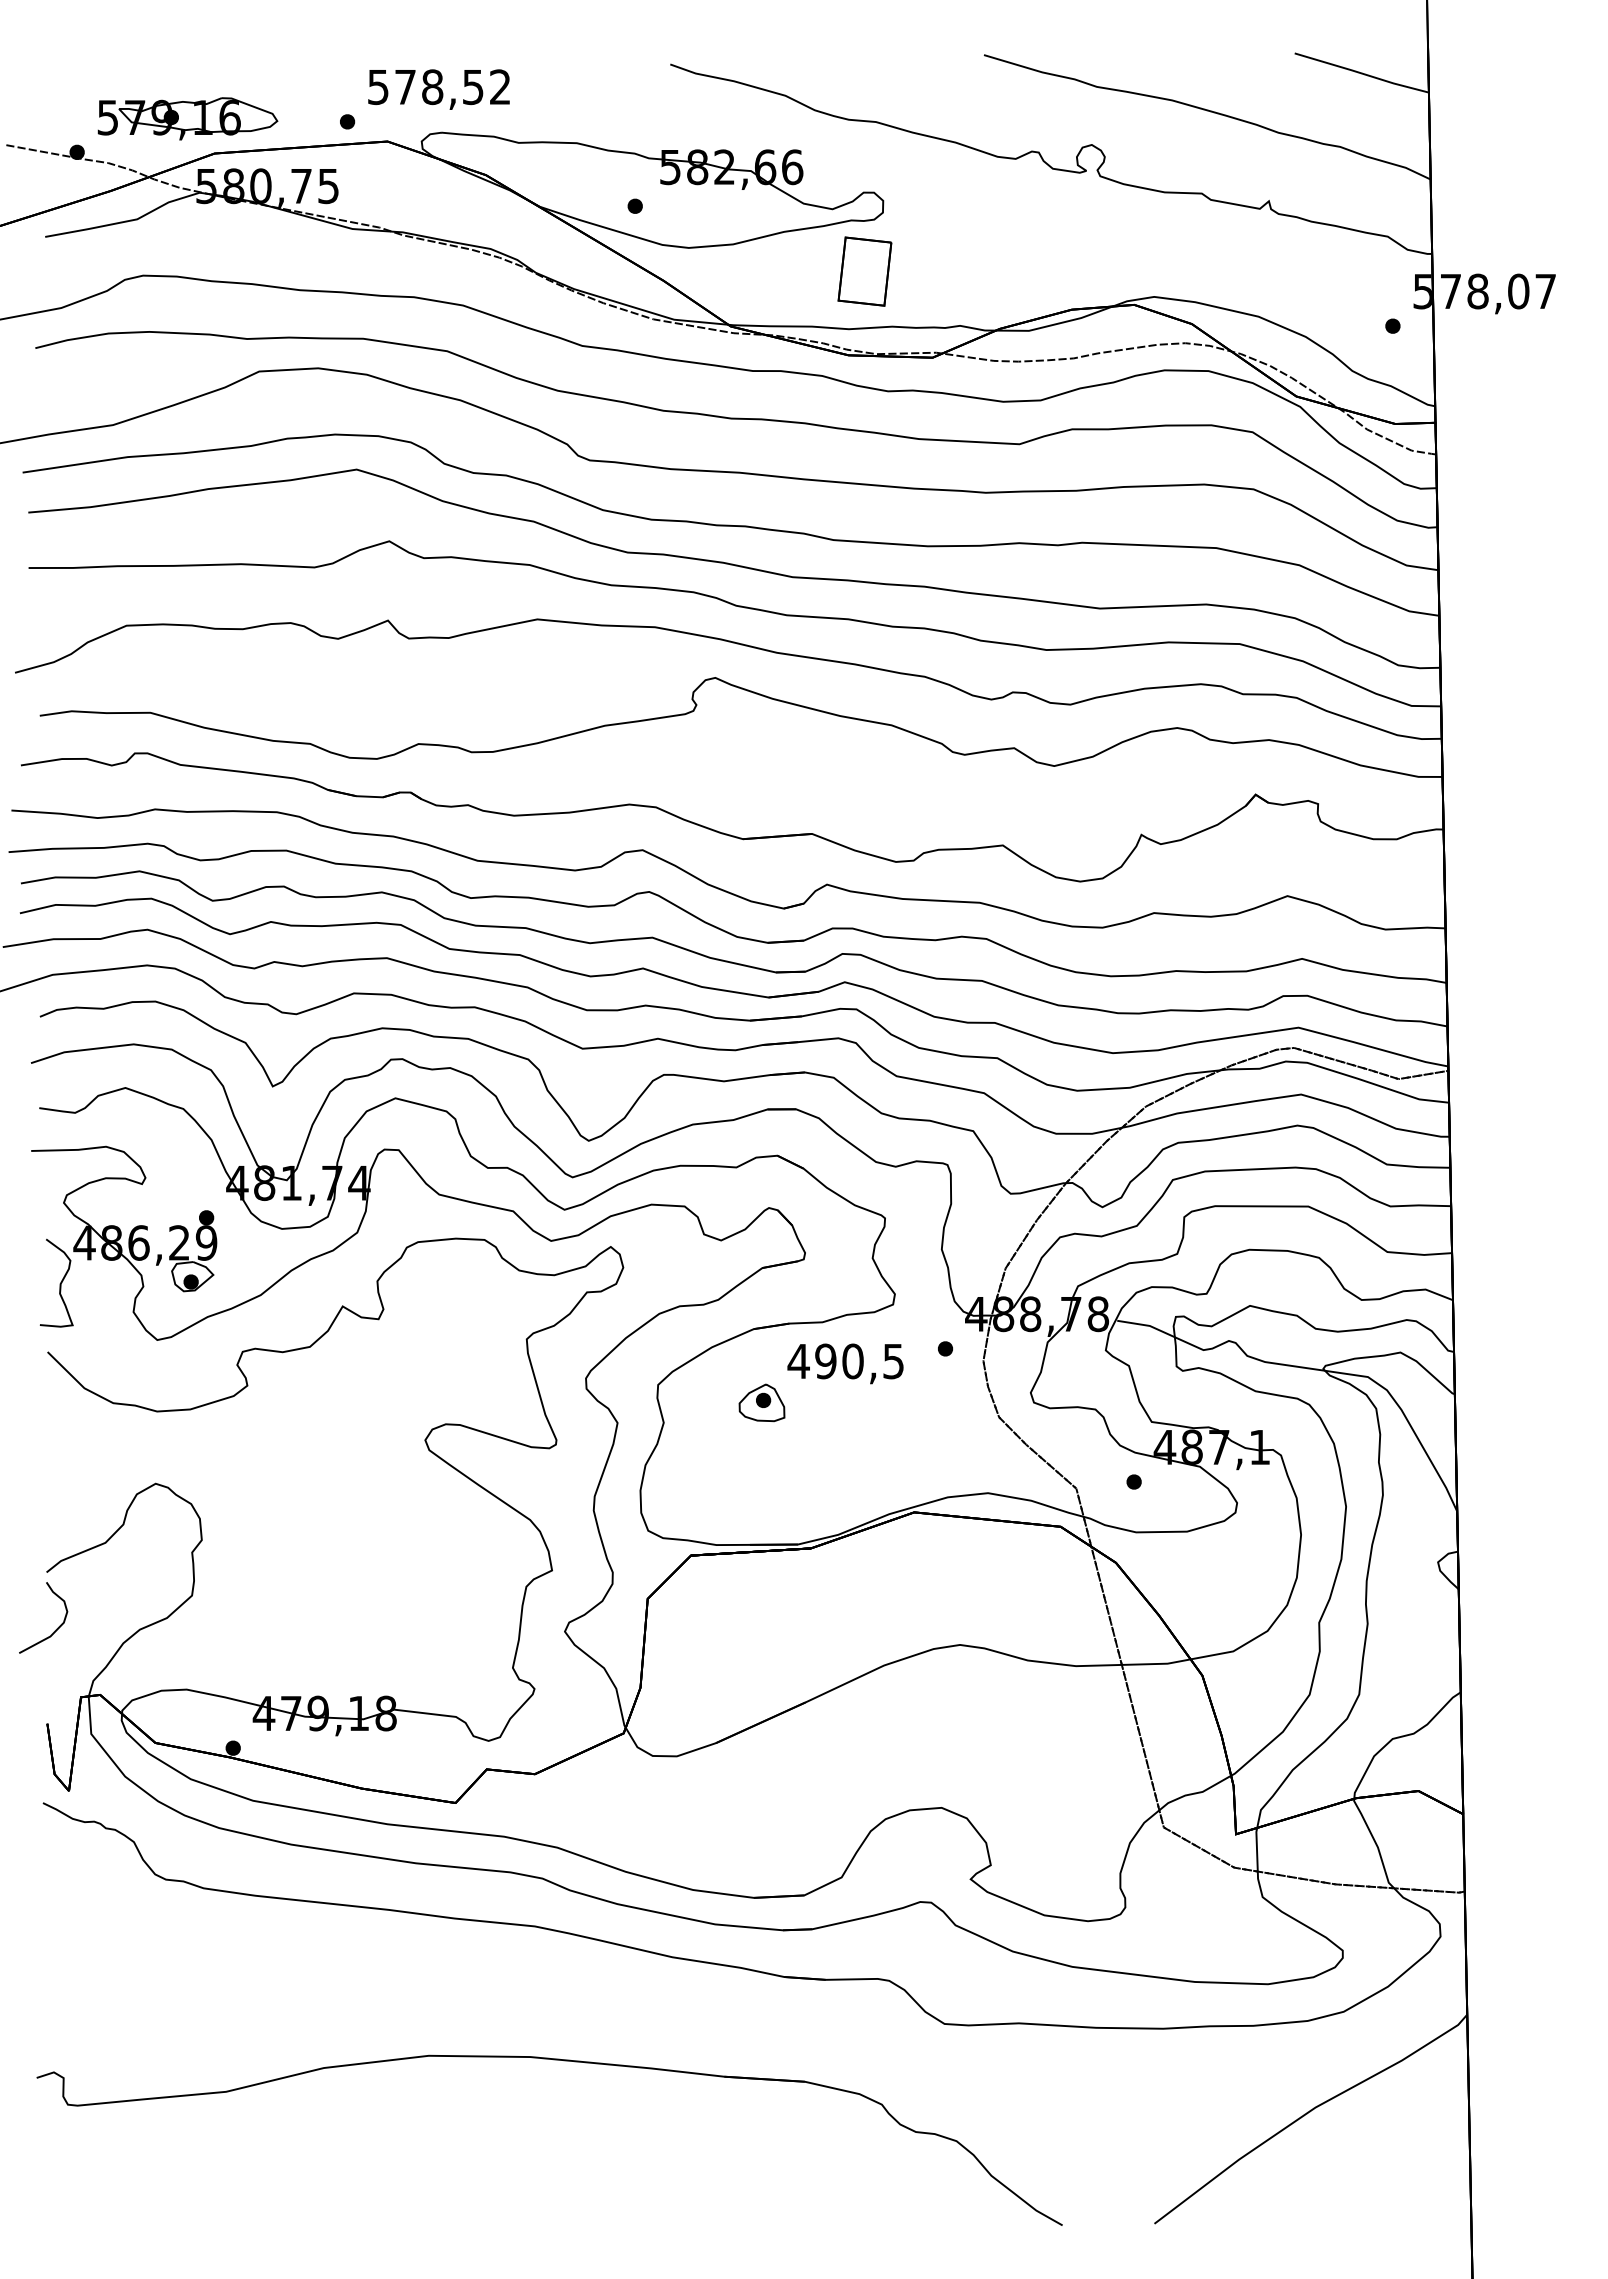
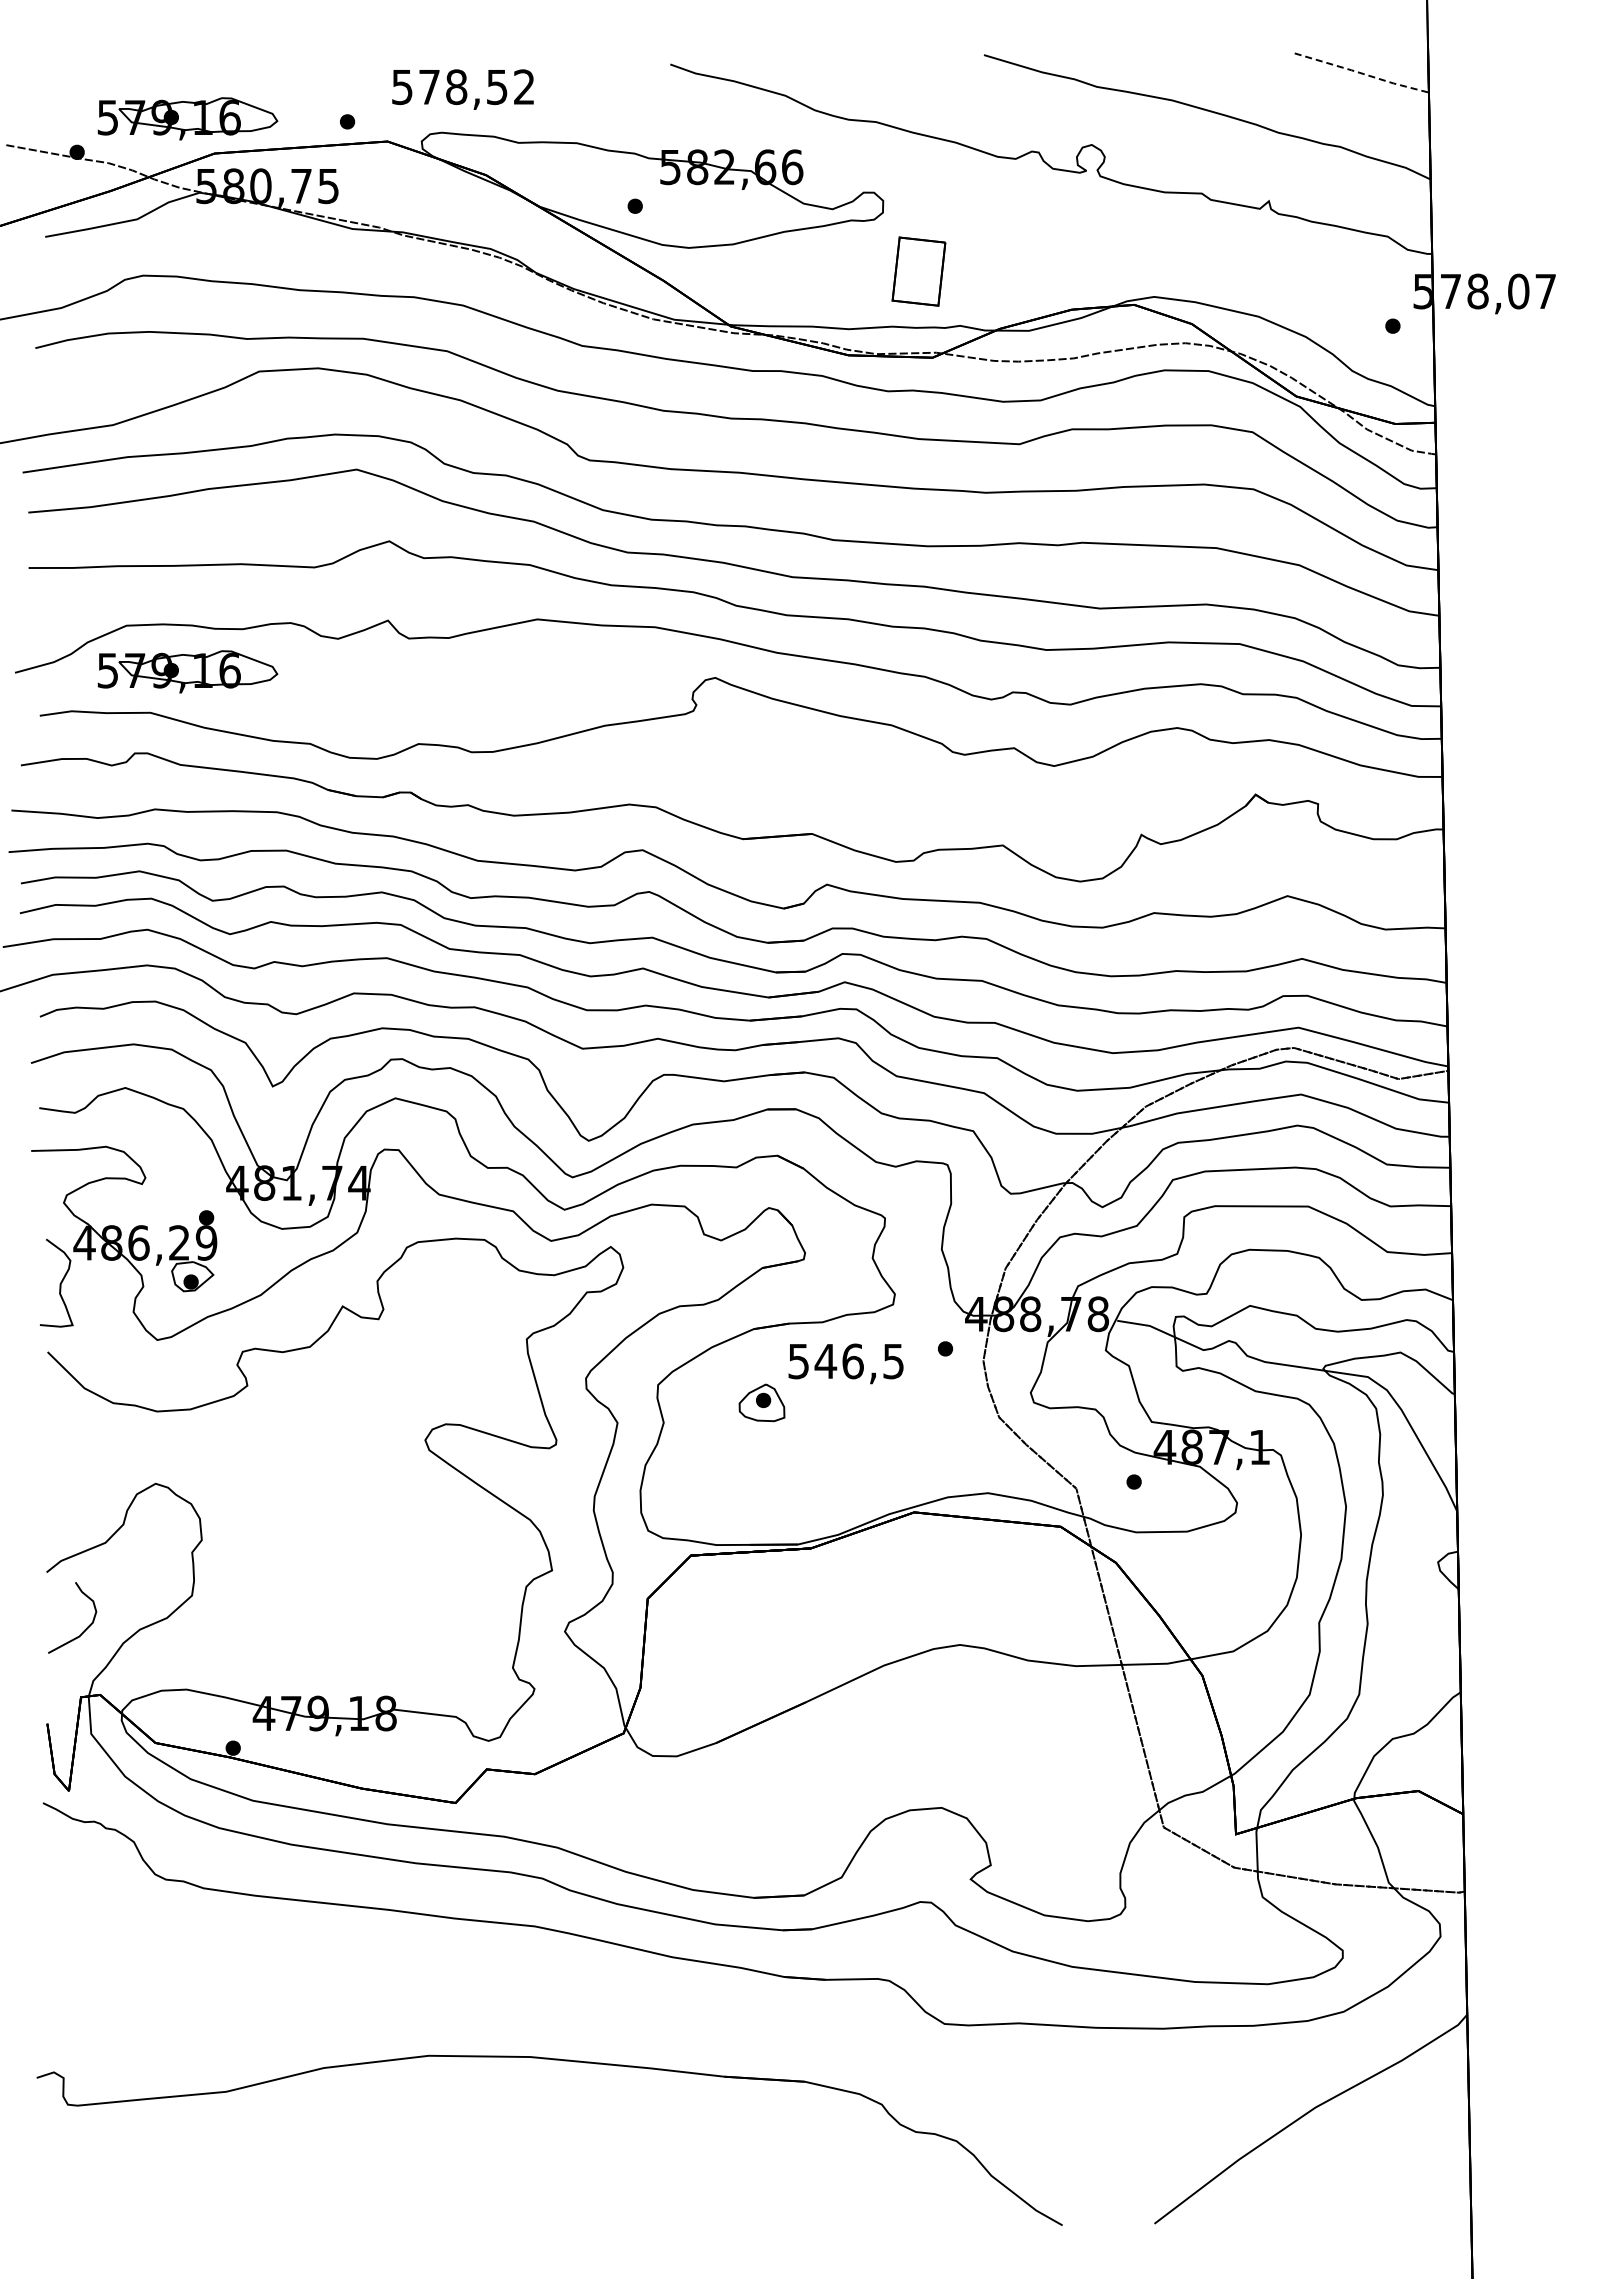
line: solid -> dashed (1361, 73)
text position: (438, 89) -> (462, 89) (462, 89)
part position: (864, 271) -> (918, 271) (918, 271)
part: none -> present (187, 671)
text: 490,5 -> 546,5 (825, 1361)
curve position: (55, 1629) -> (84, 1629) (84, 1629)
